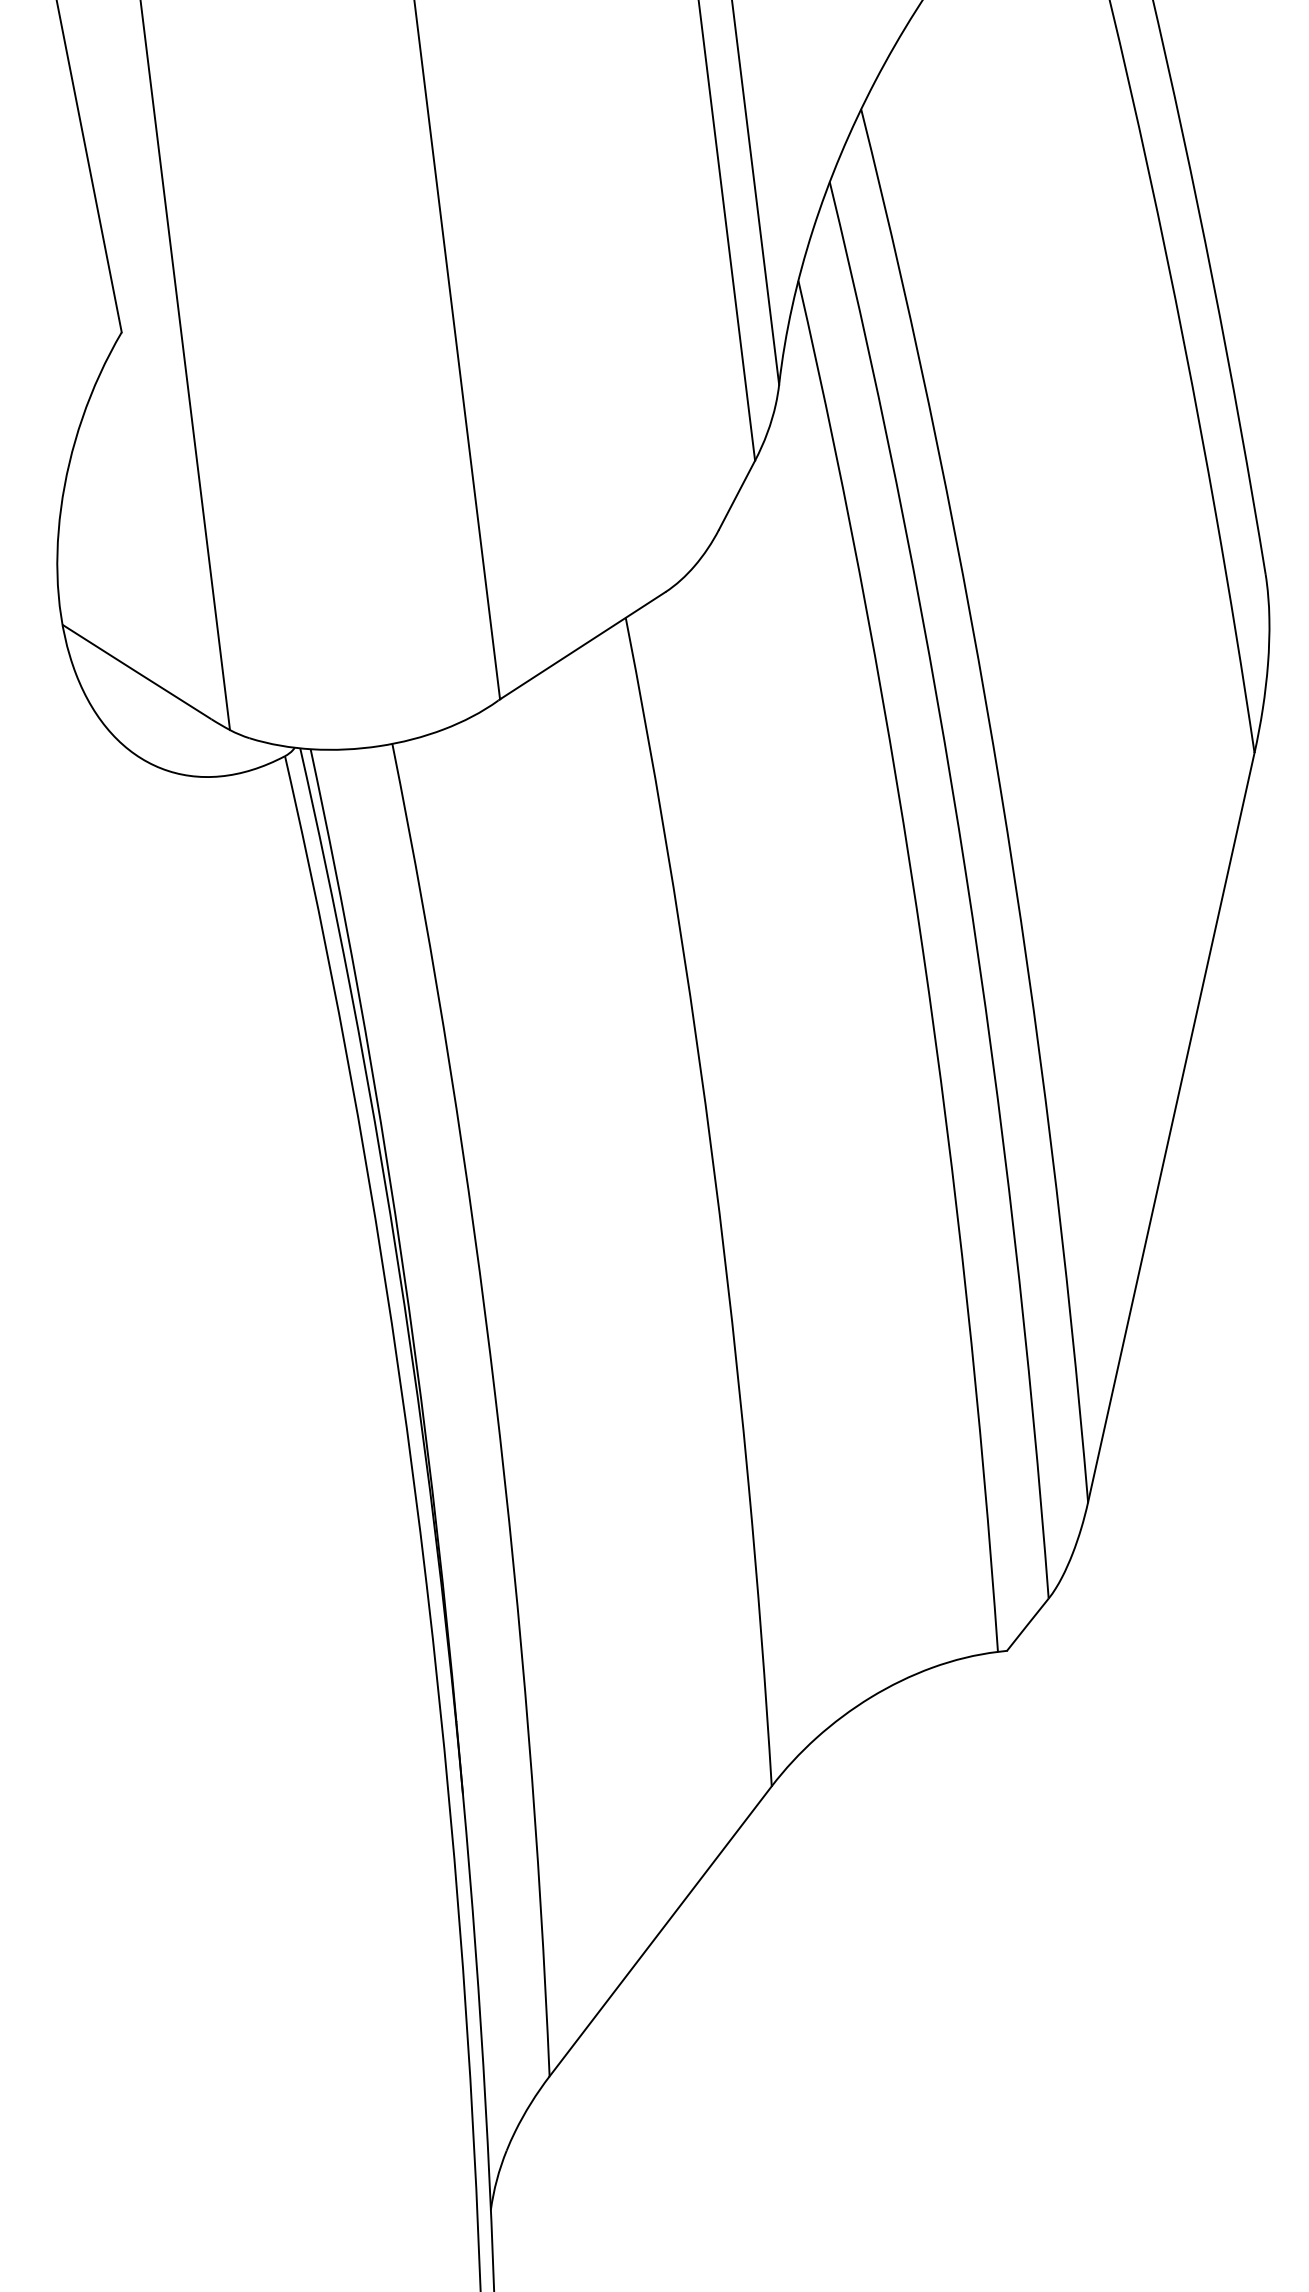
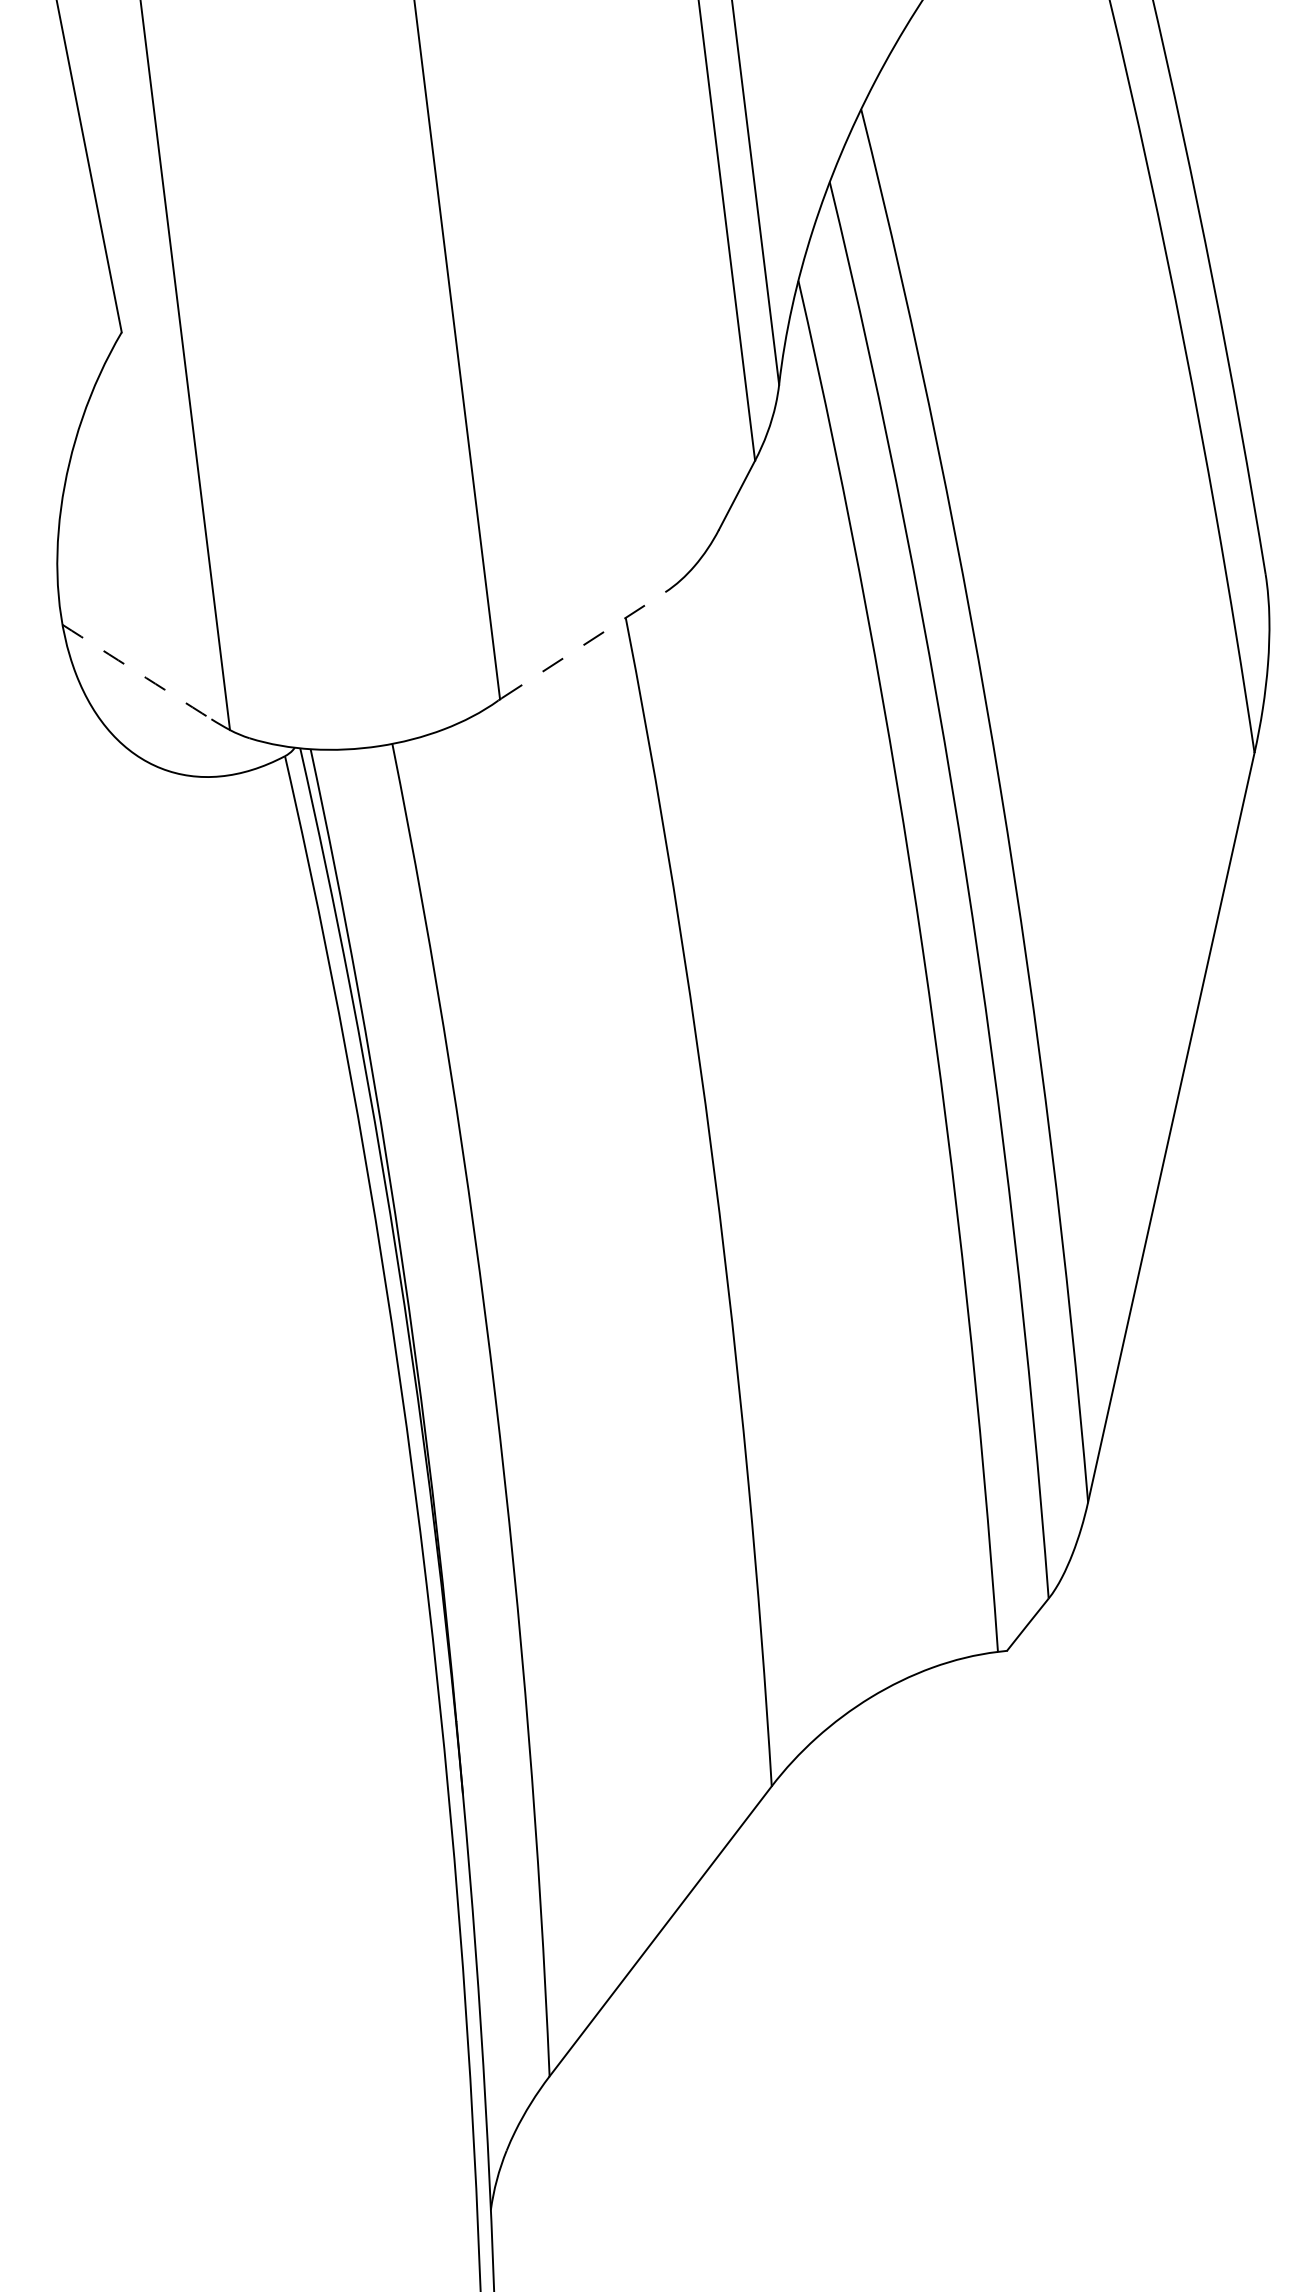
line: solid -> dashed (584, 644)
arc: solid -> dashed (136, 672)
